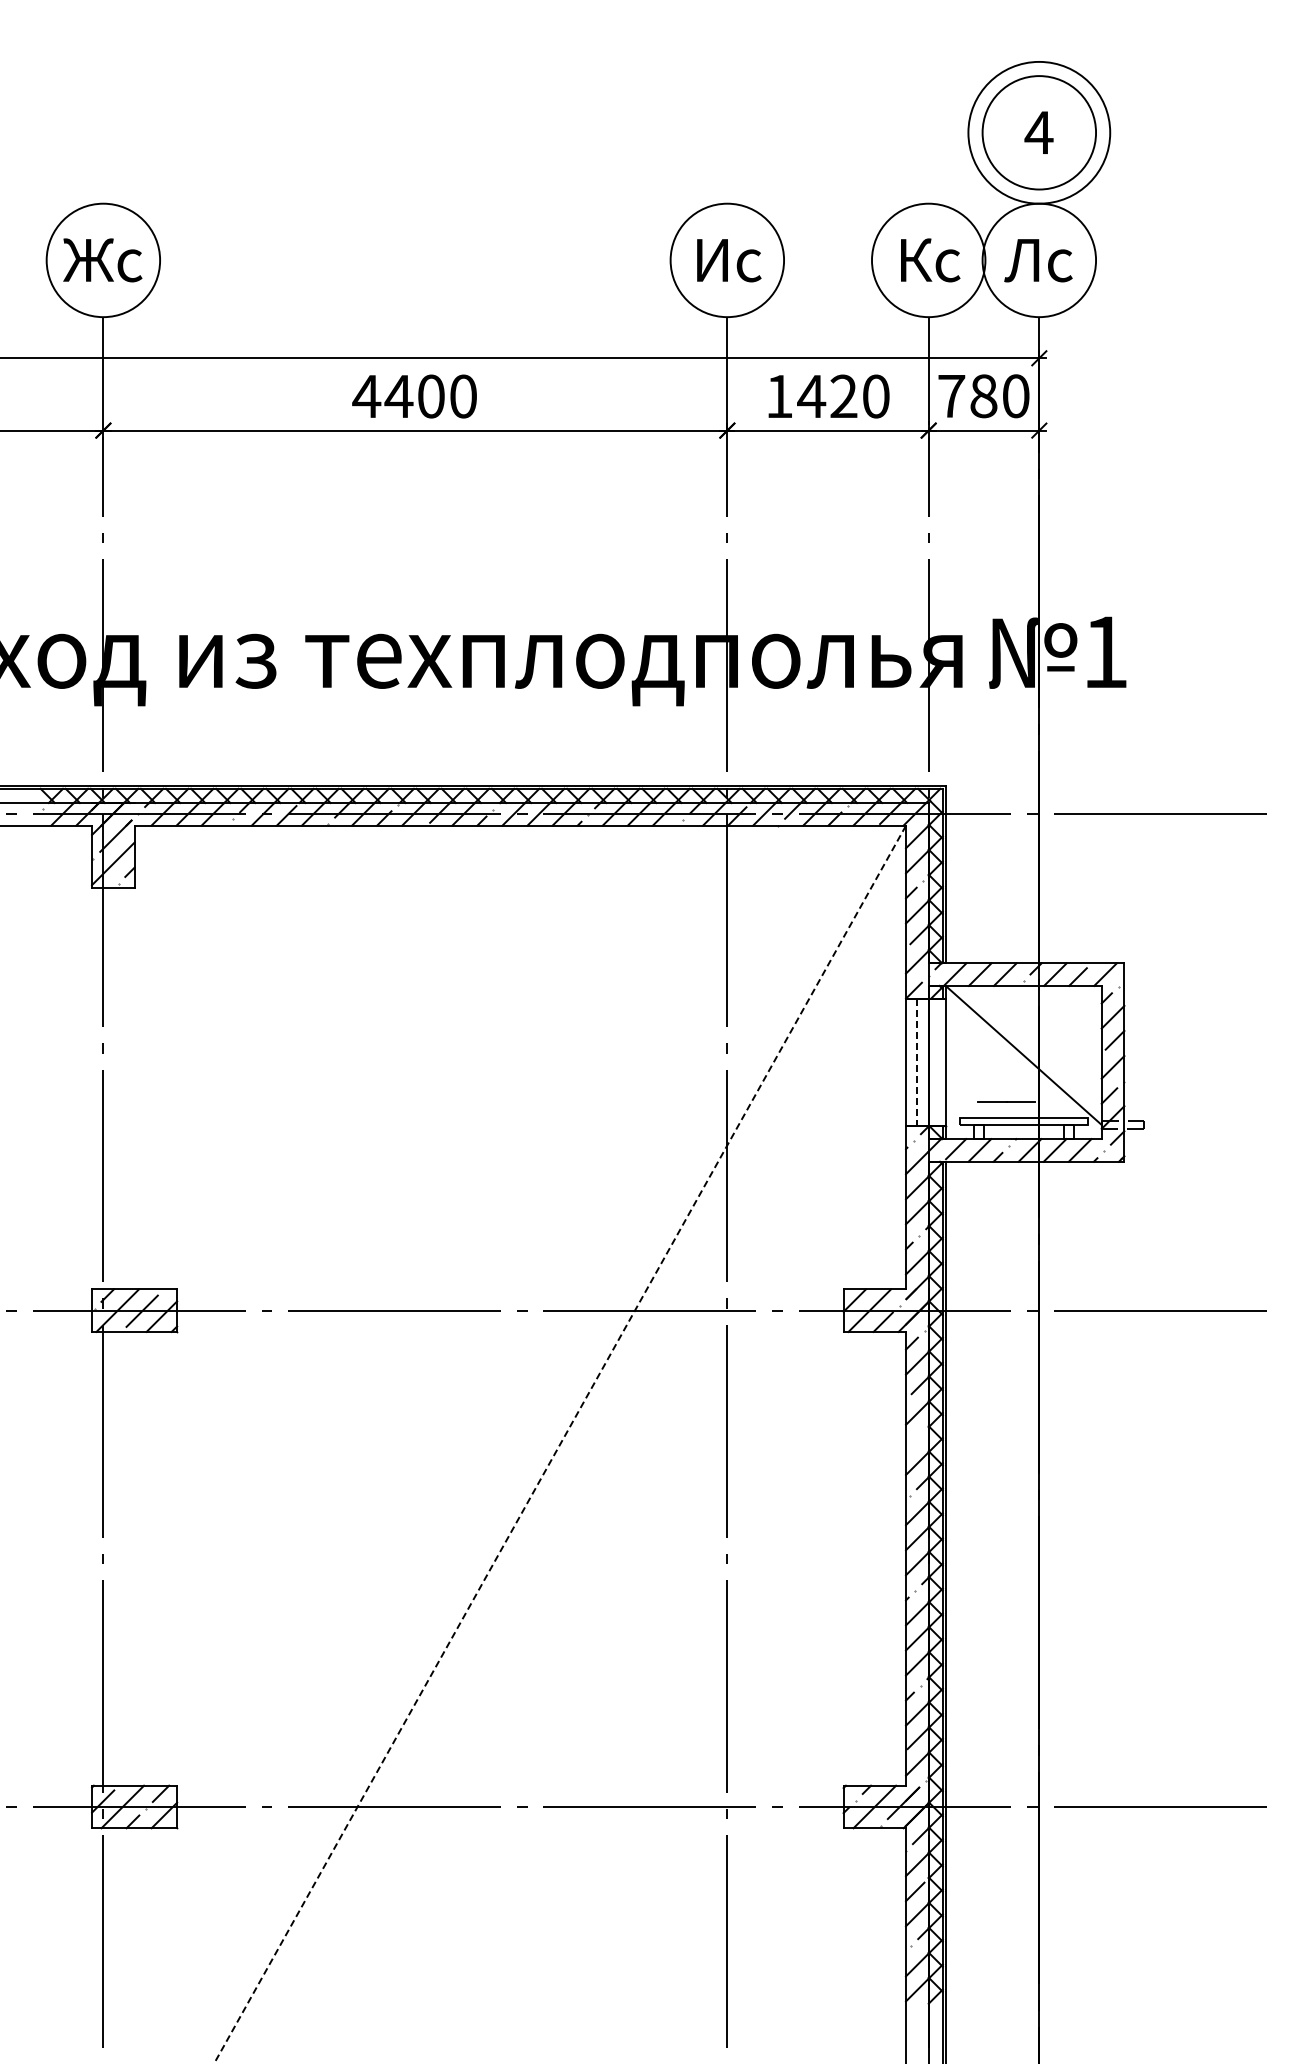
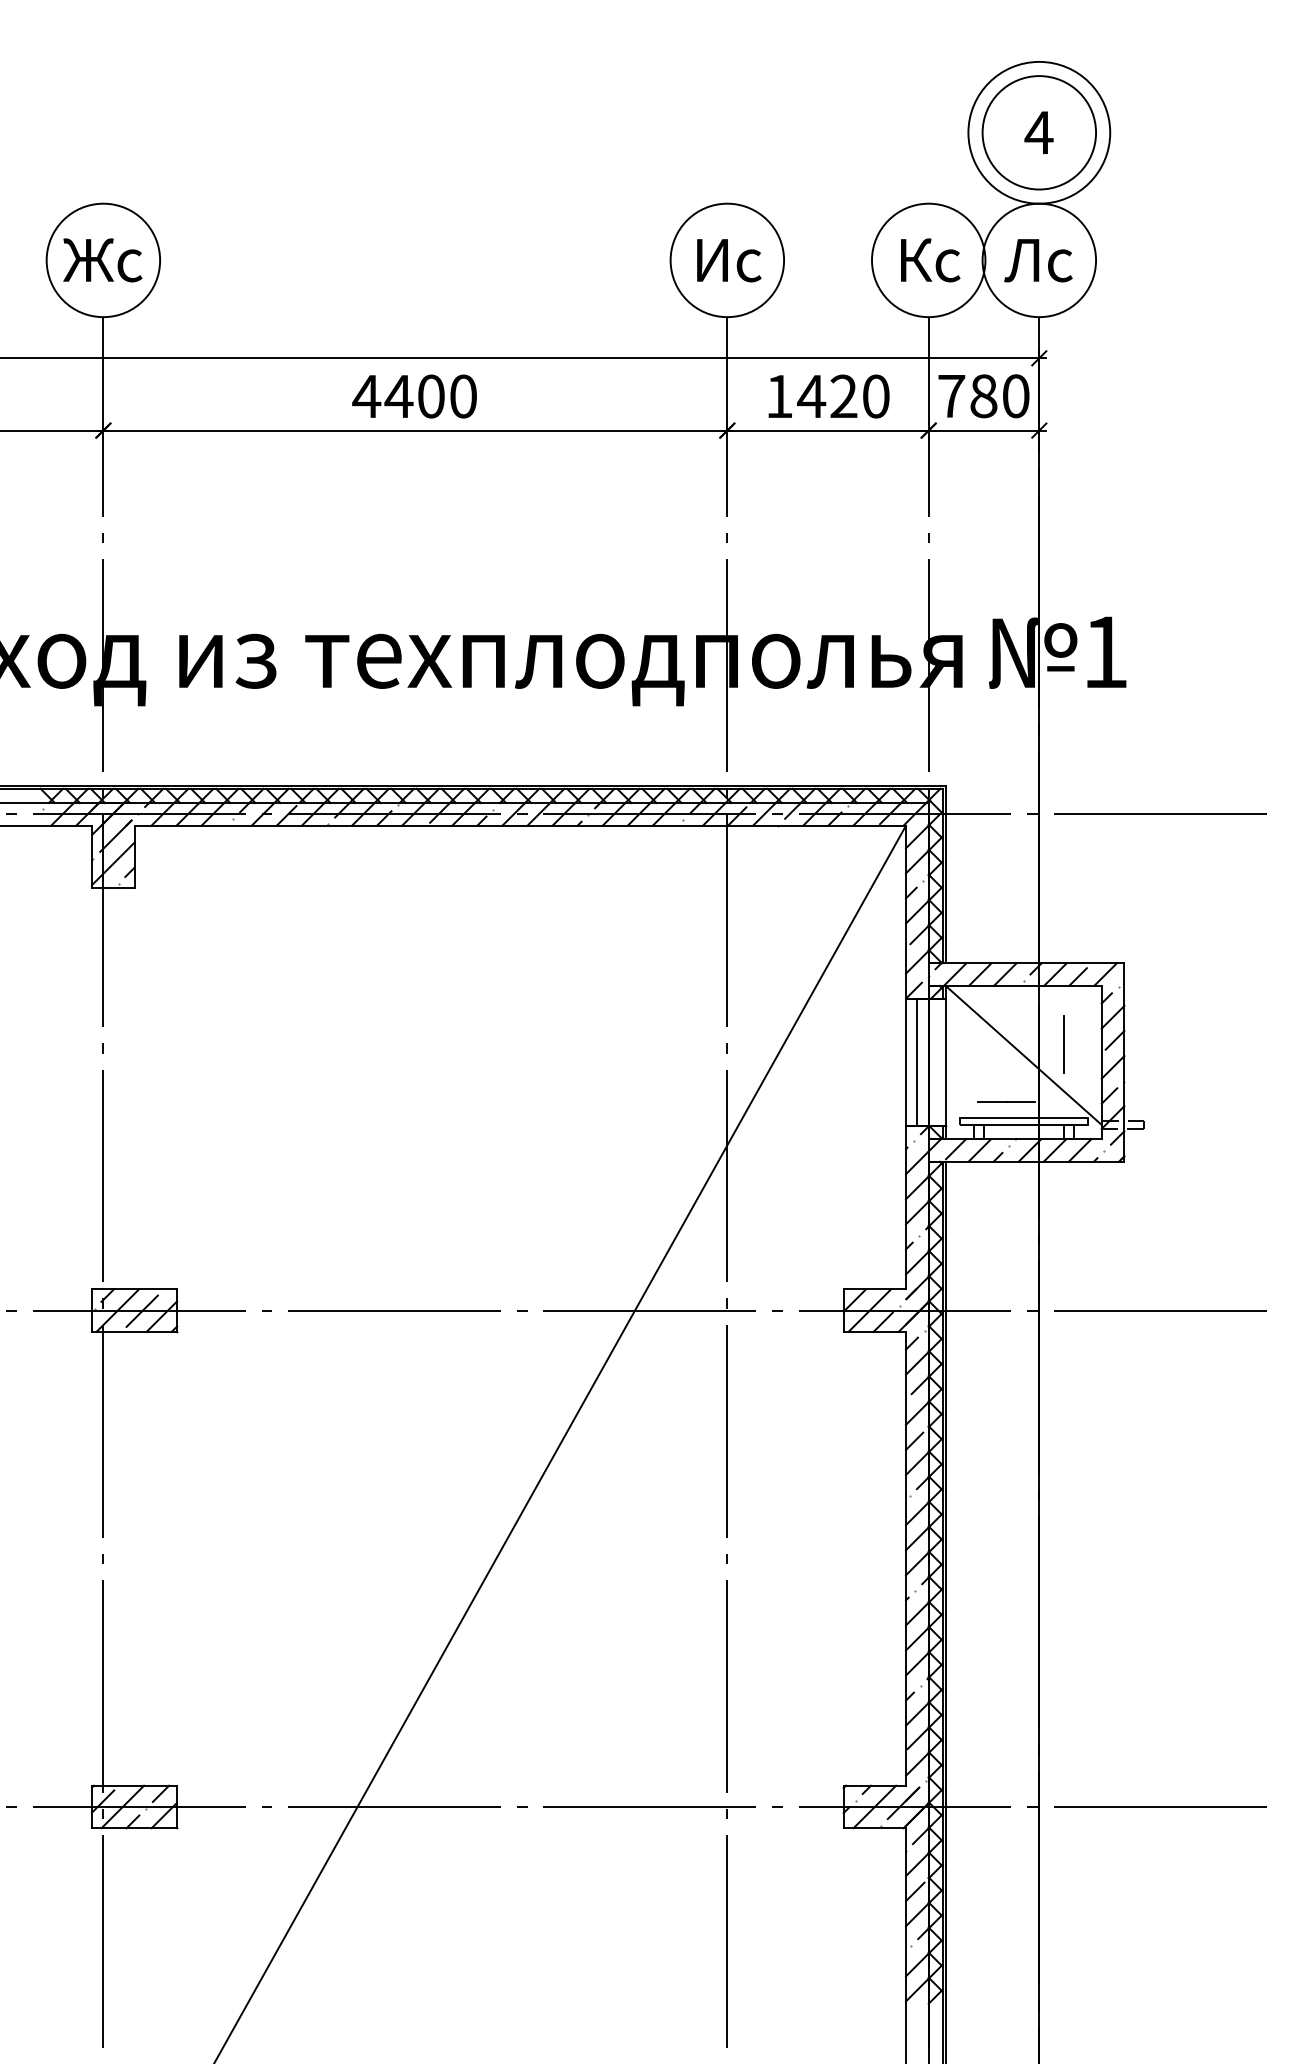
line: none -> present (1063, 1044)
line: dashed -> solid (917, 1062)
line: none -> present (914, 1440)
line: dashed -> solid (559, 1445)
